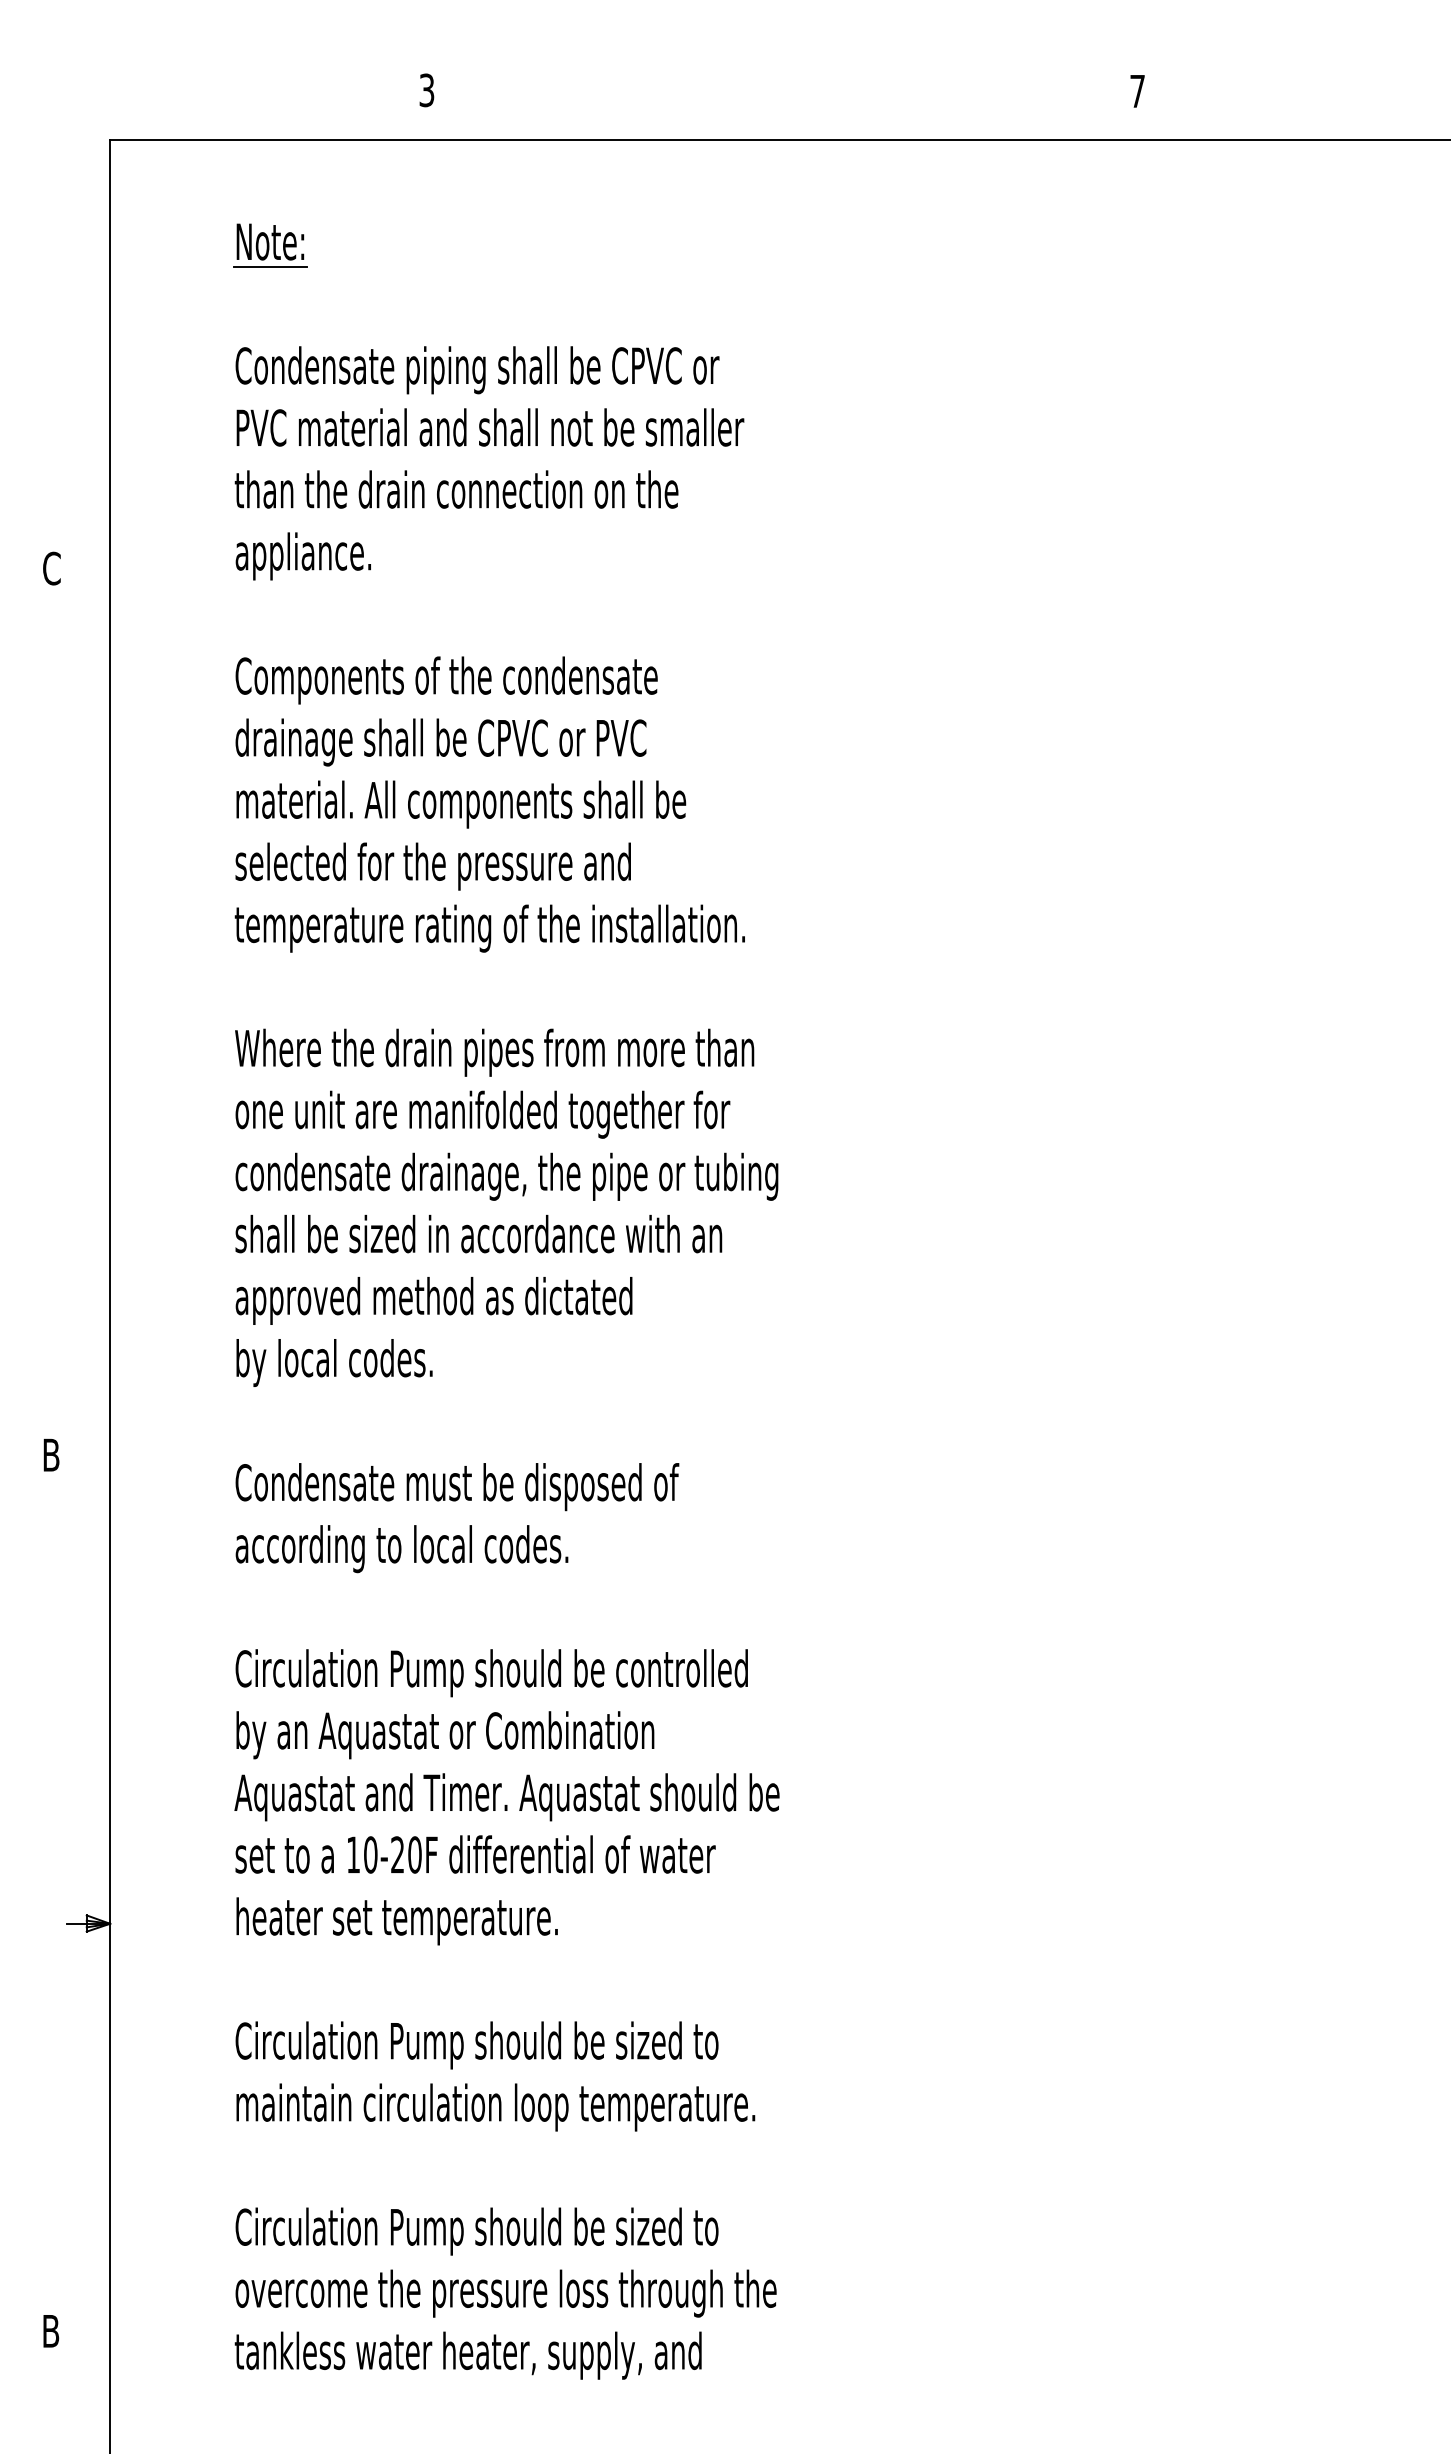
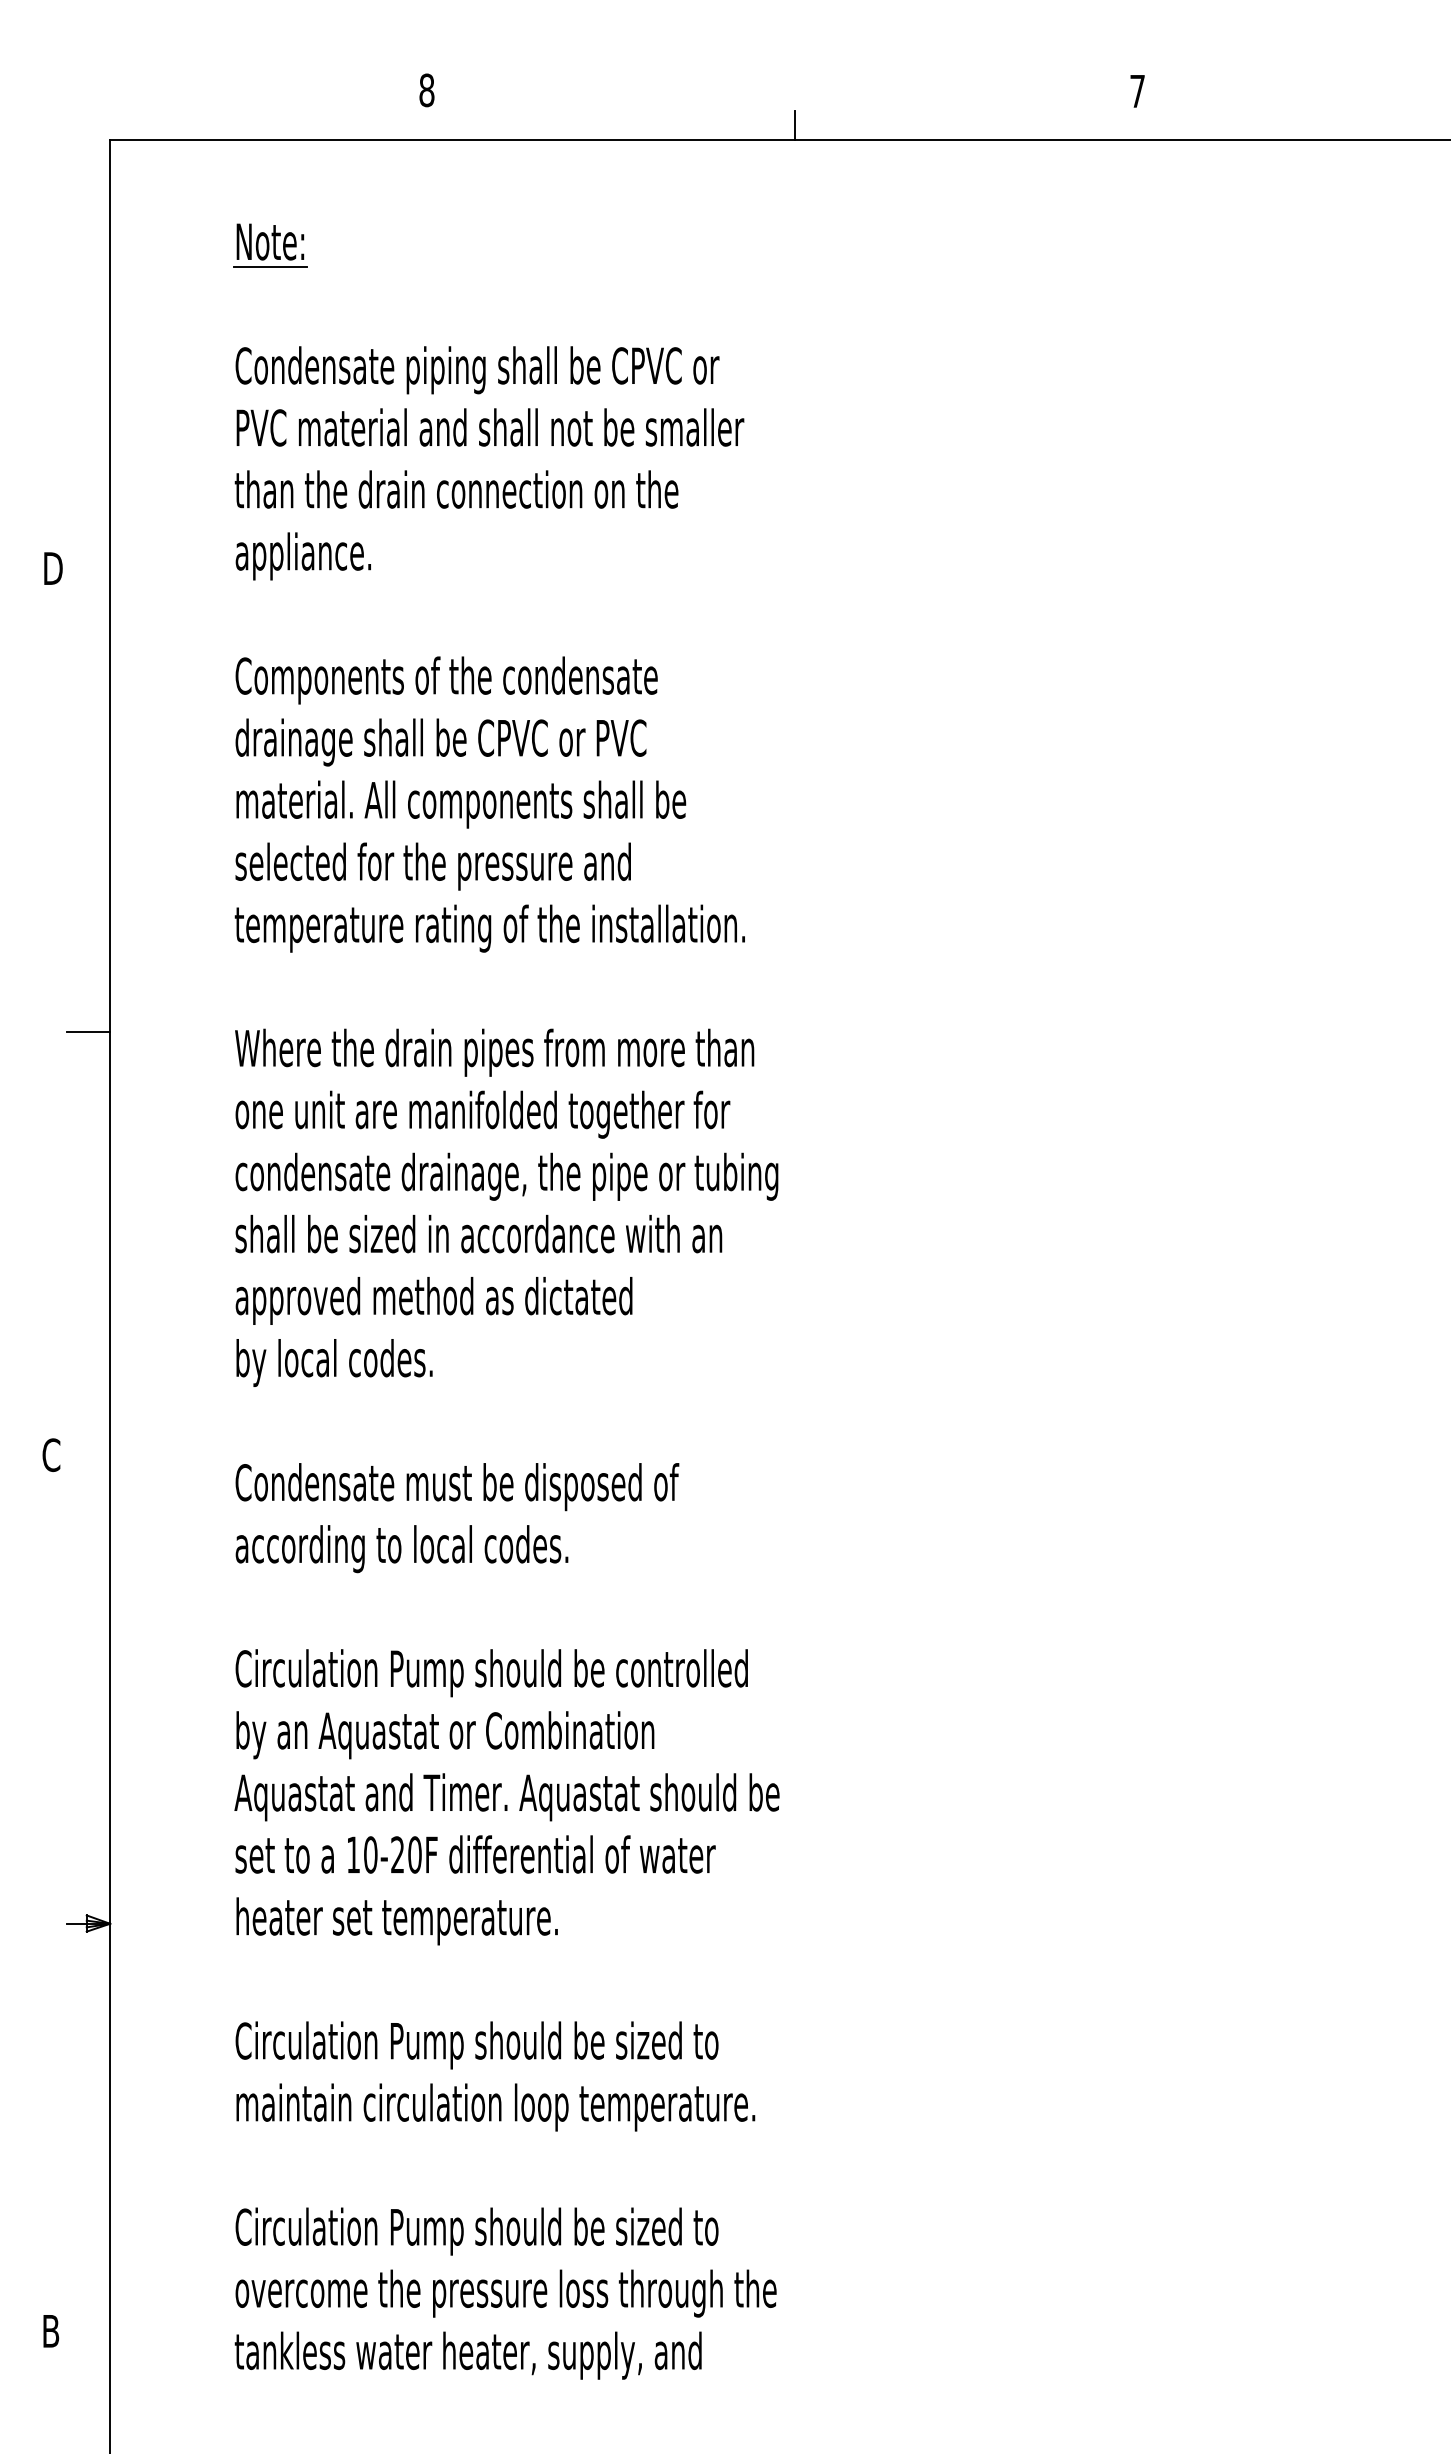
text: 3 -> 8 (426, 90)
line: none -> present (795, 125)
text: C -> D (52, 568)
line: none -> present (88, 1031)
text: B -> C (51, 1455)
